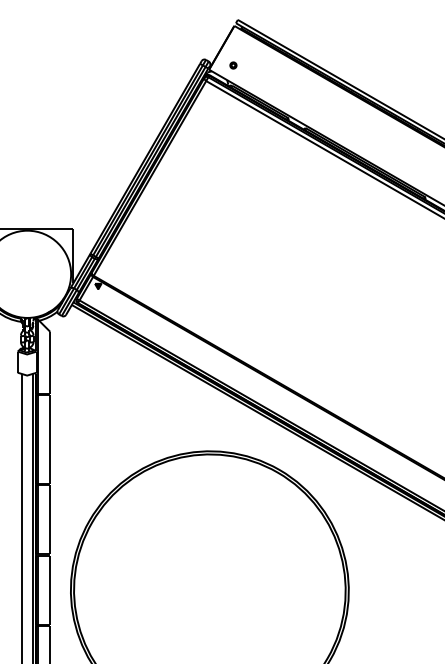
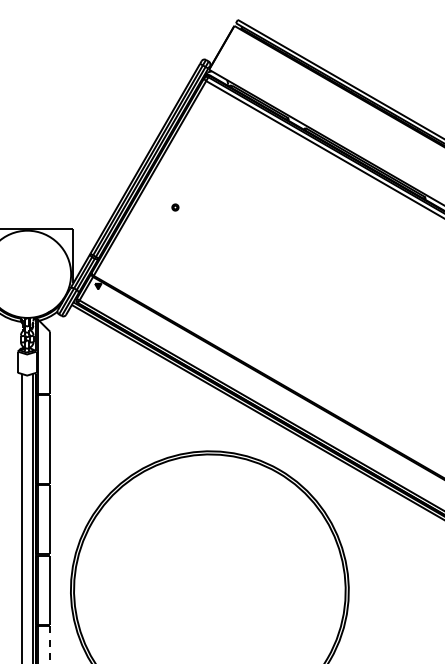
part position: (233, 65) -> (175, 207) (175, 207)
line: solid -> dashed (50, 645)
